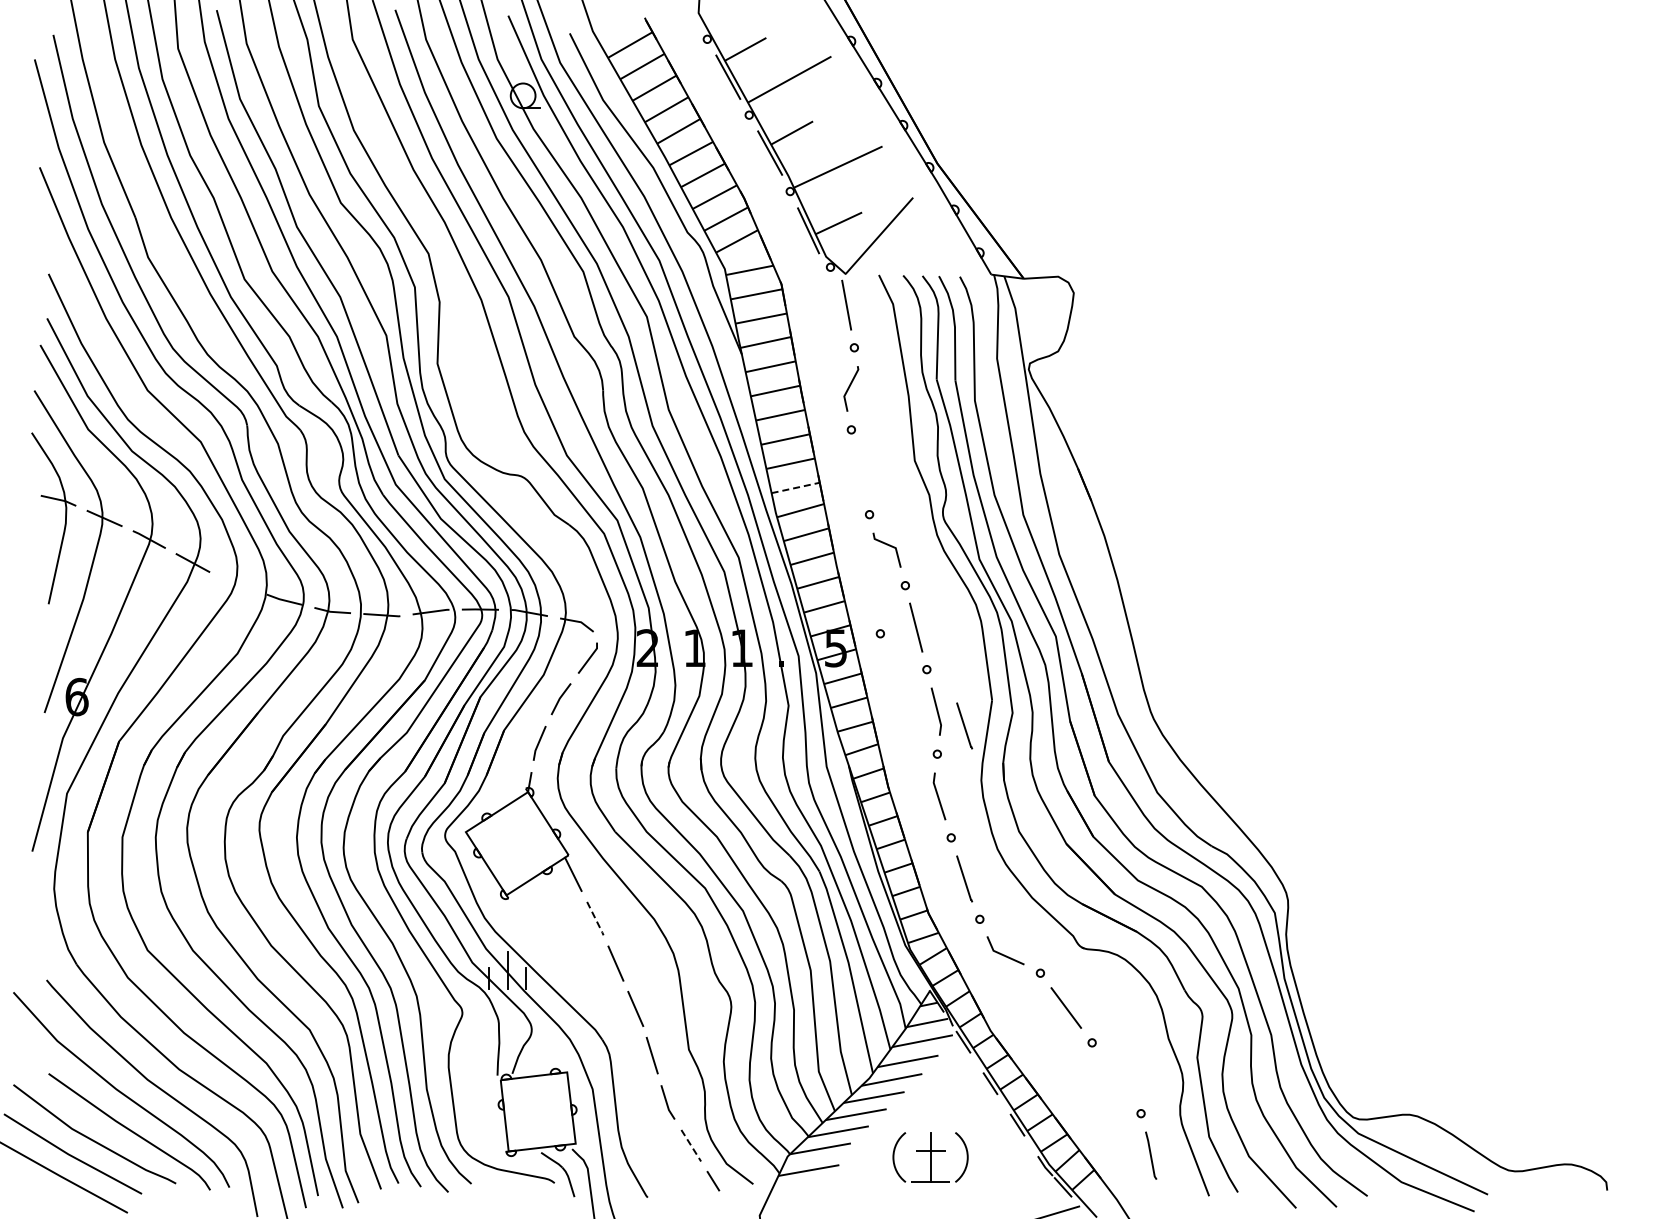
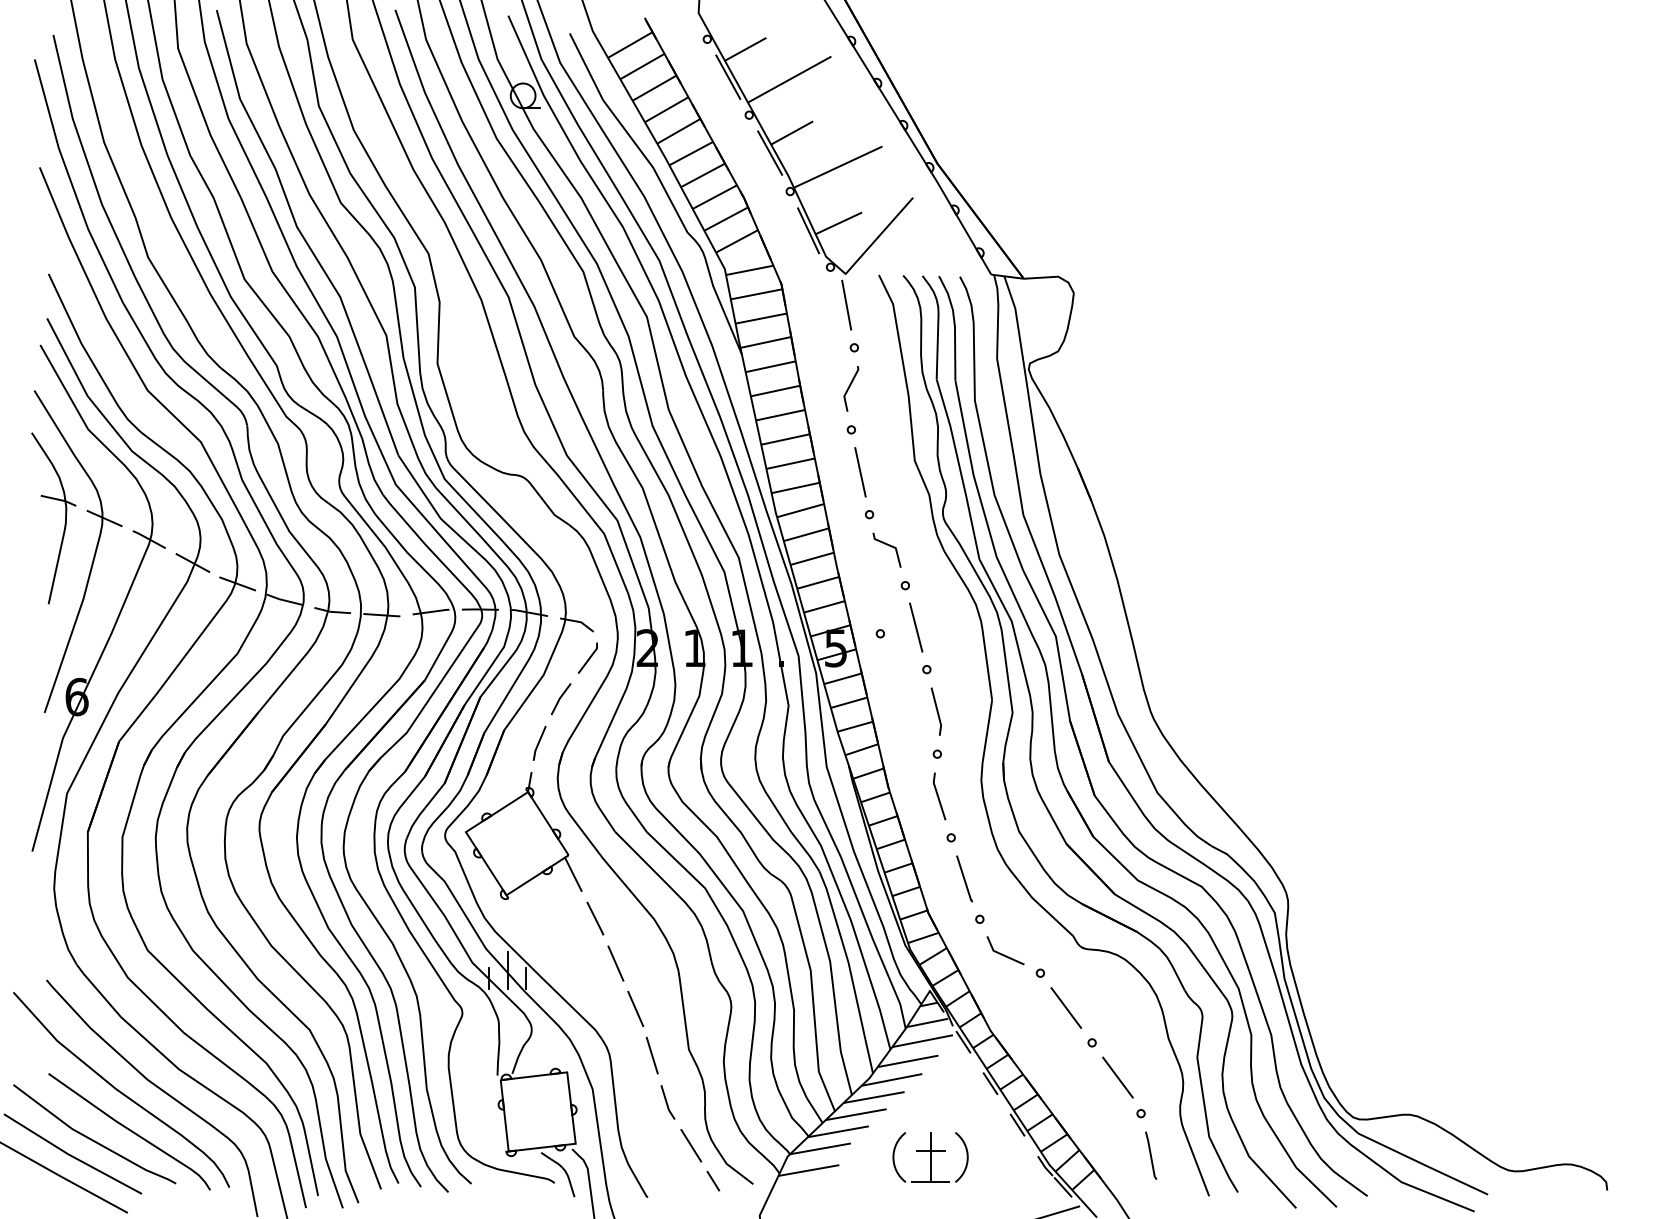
line: none -> present (860, 472)
line: dashed -> solid (795, 487)
line: none -> present (237, 583)
line: present -> none (964, 725)
line: dashed -> solid (595, 919)
line: none -> present (1117, 1077)
line: dashed -> solid (691, 1145)
